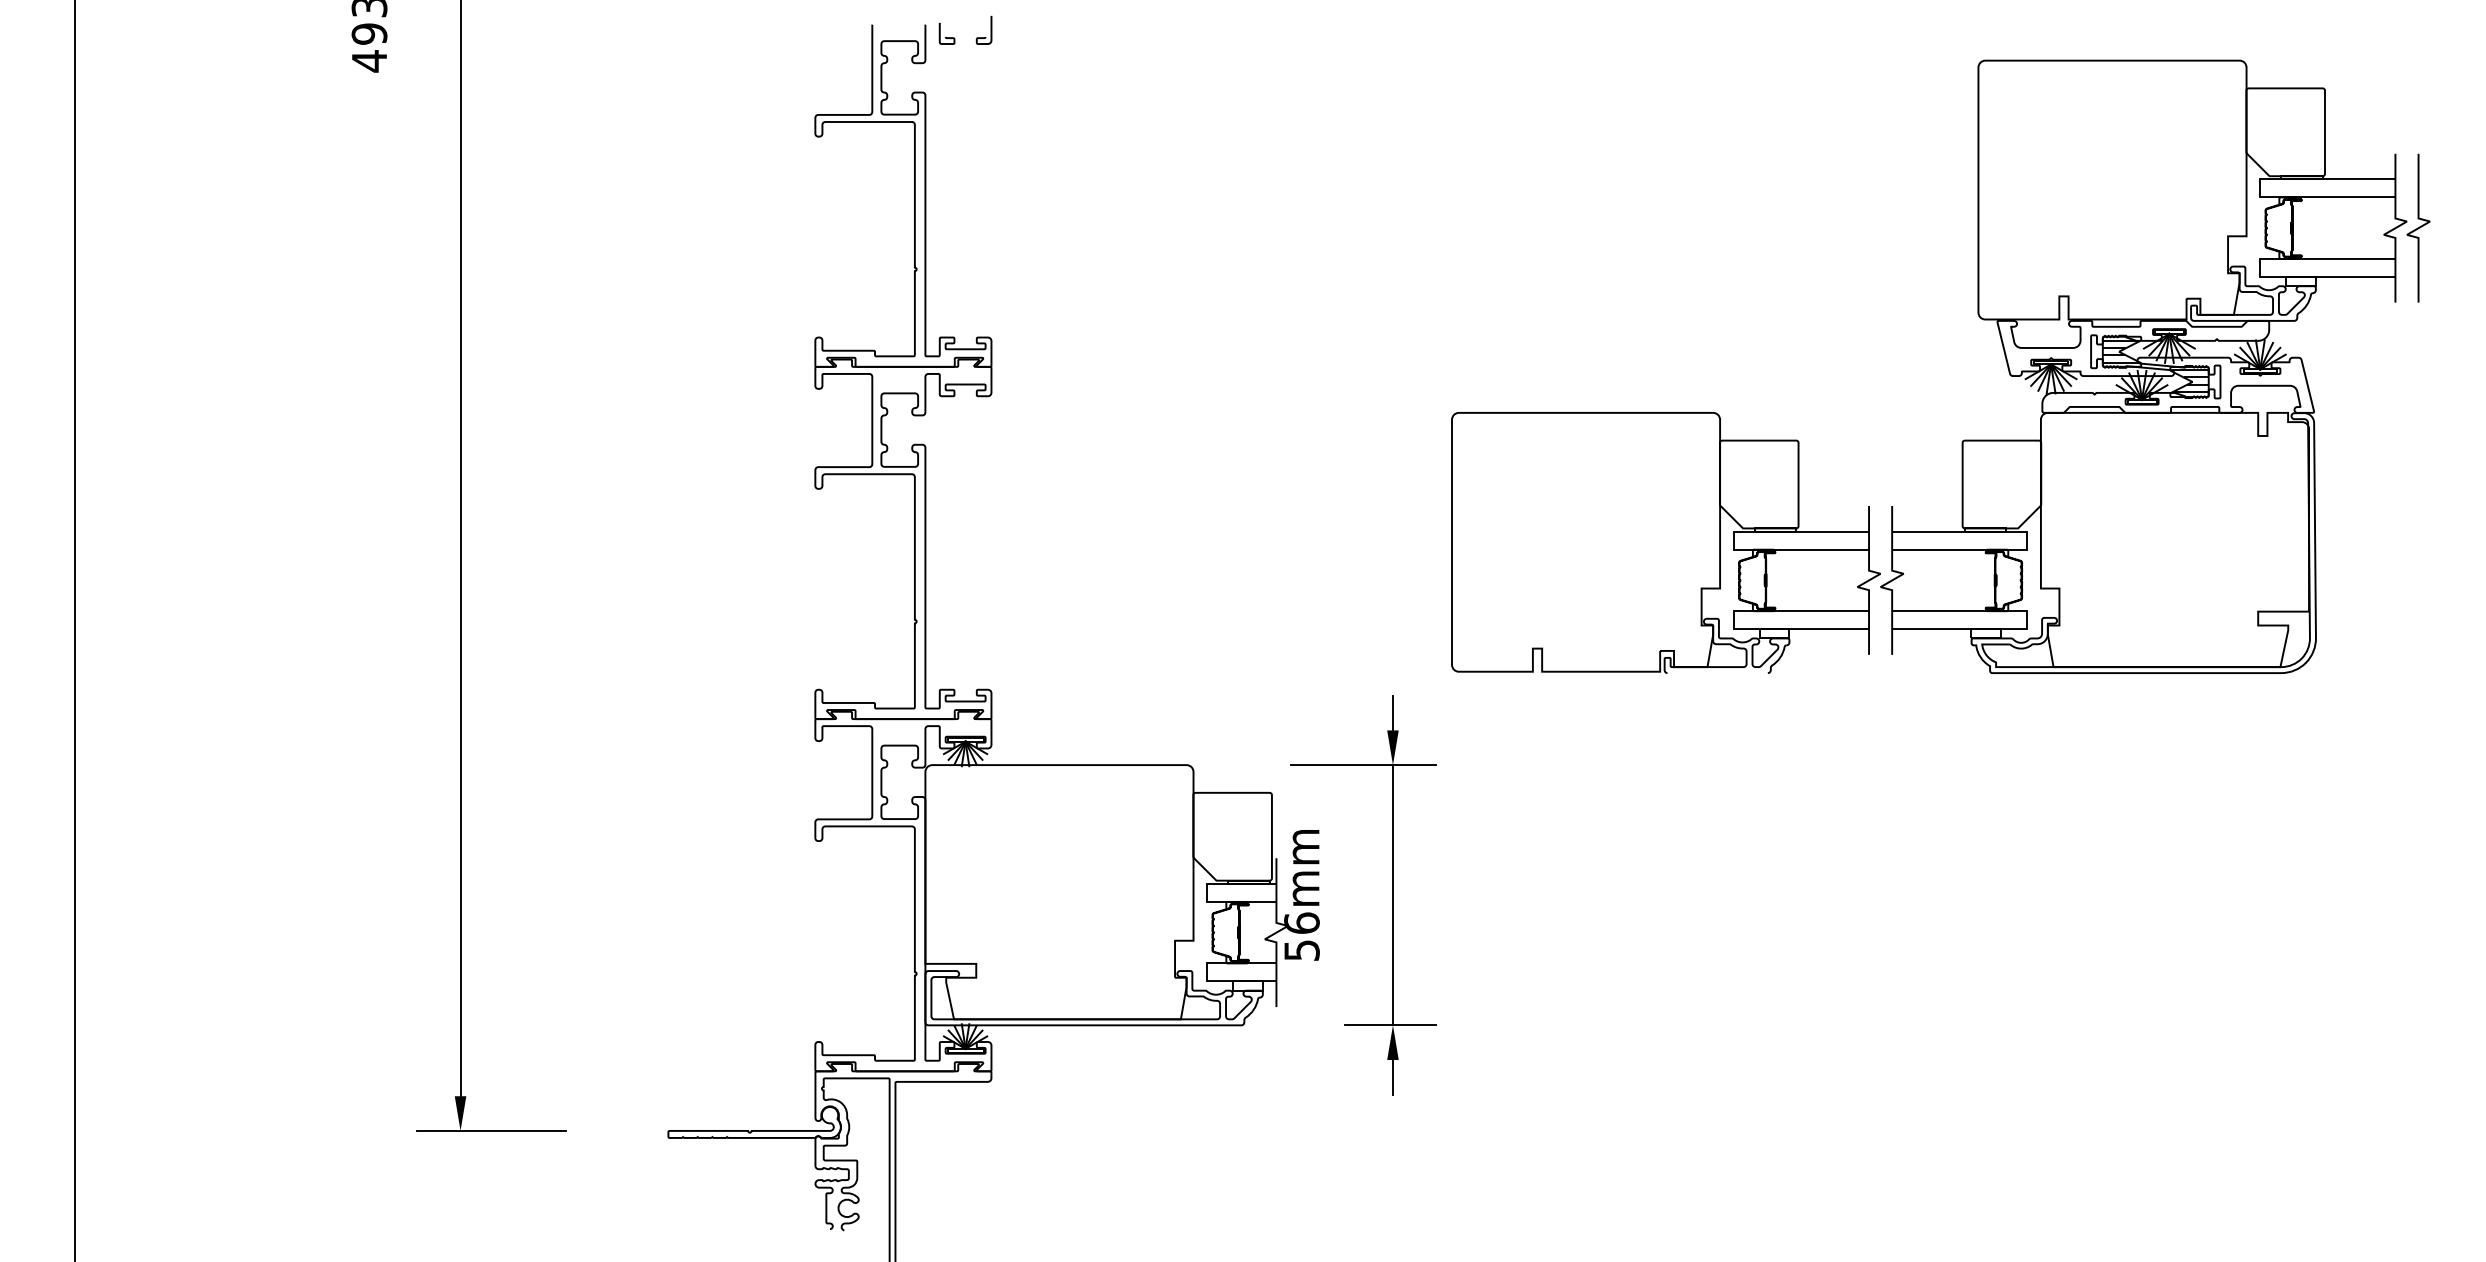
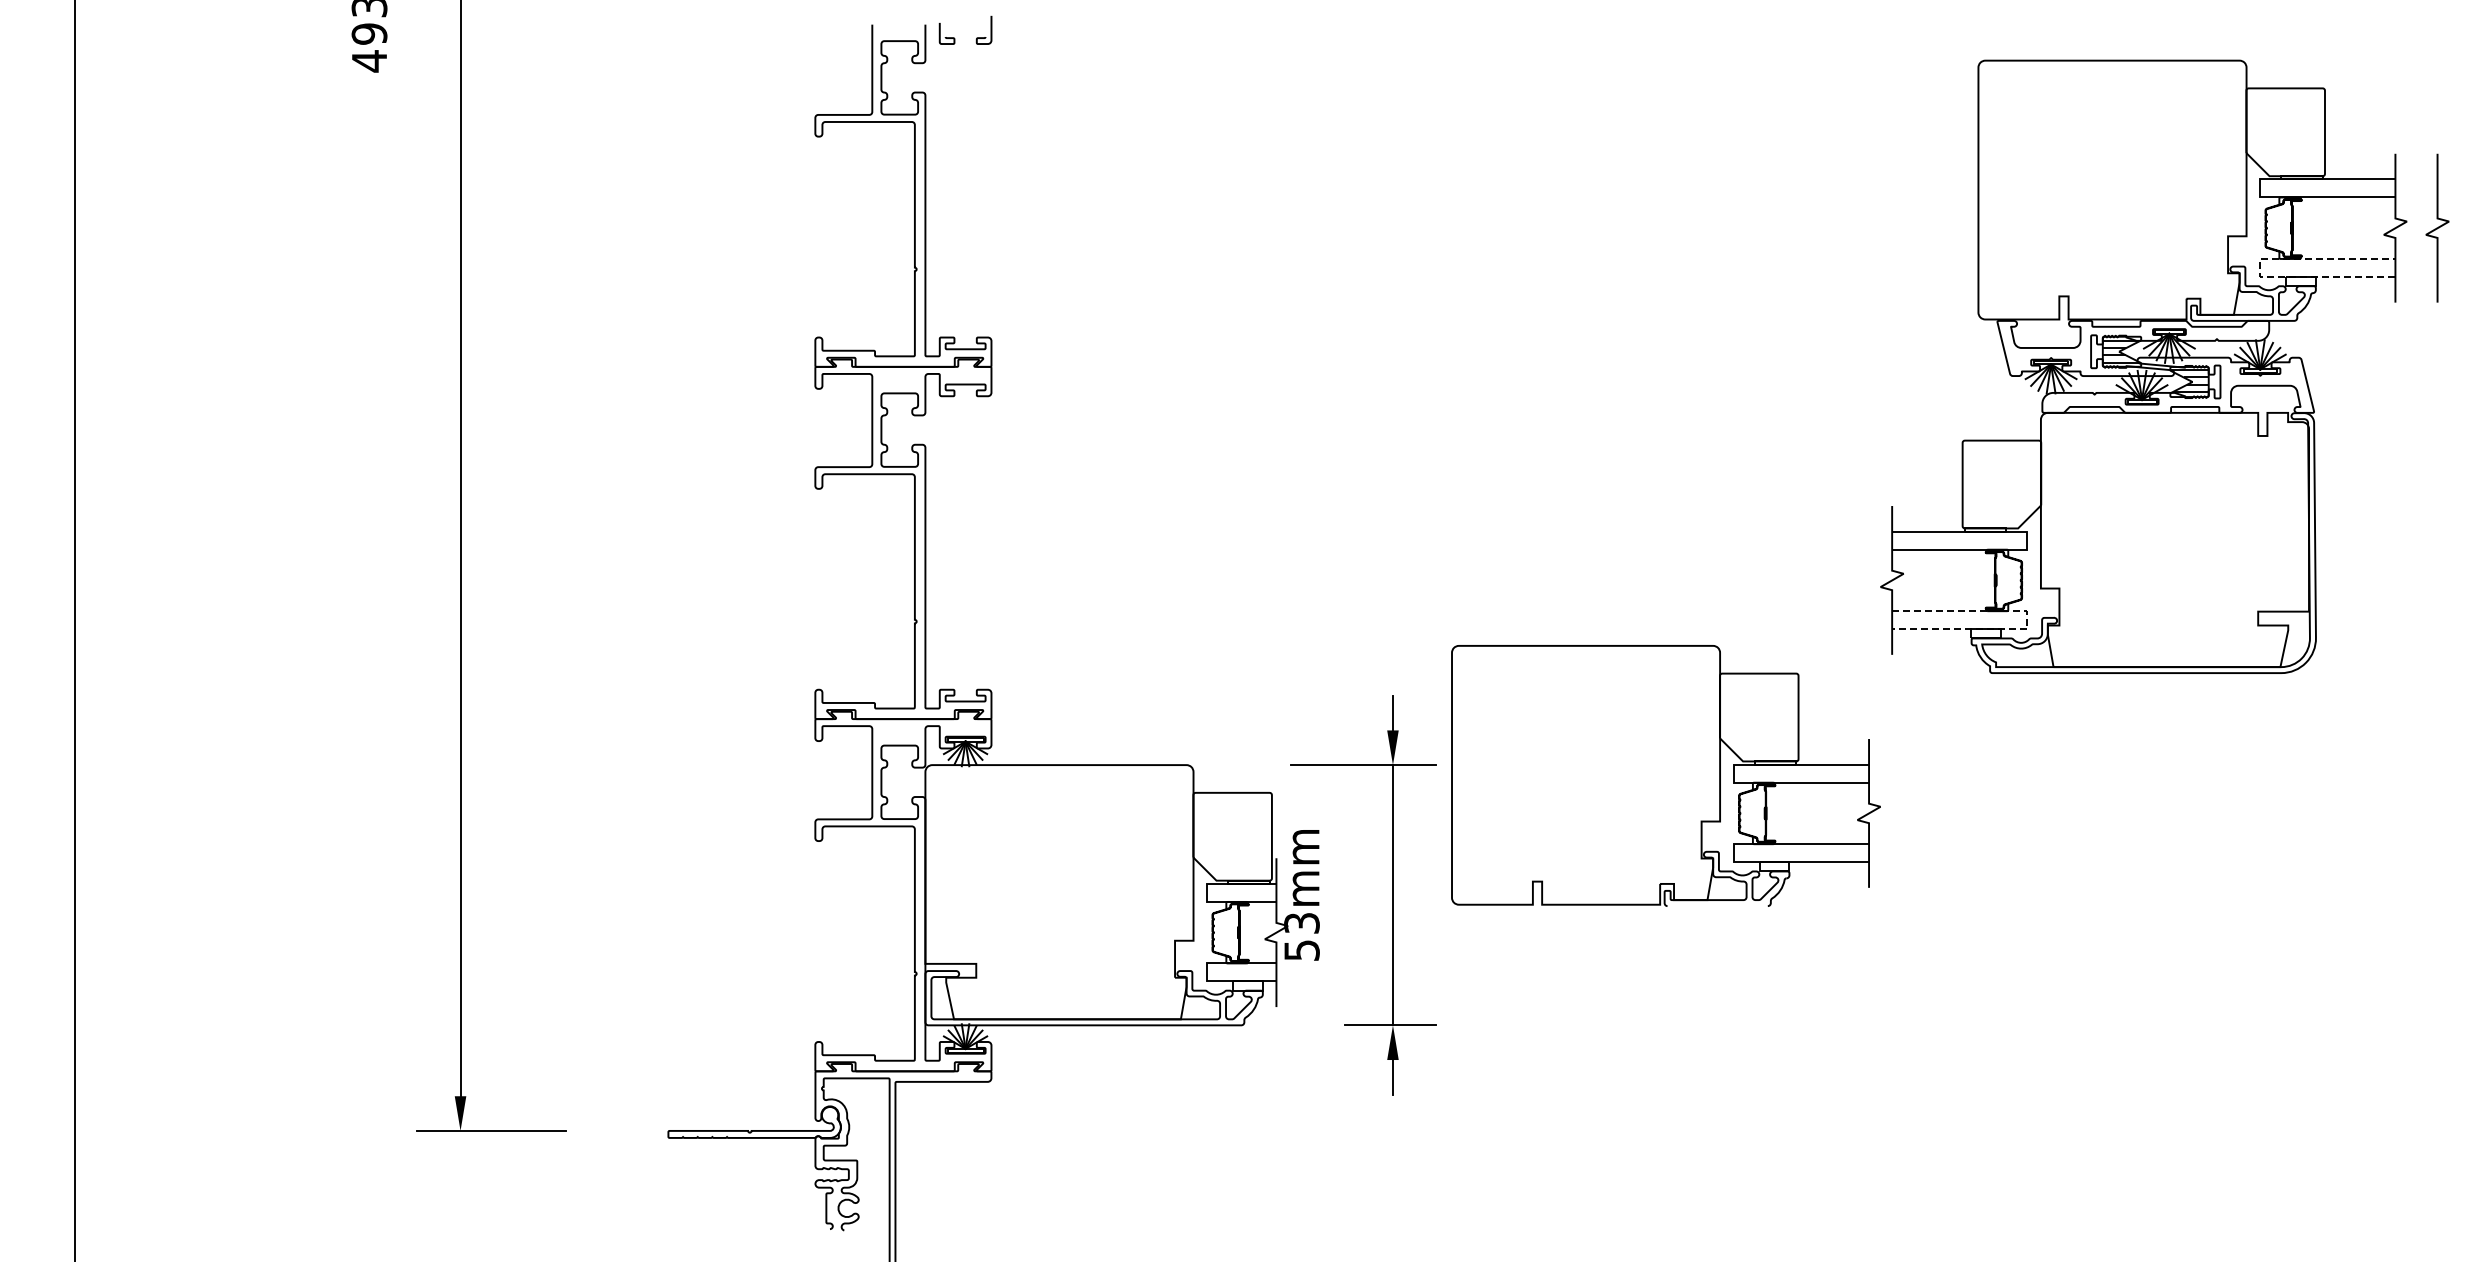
curve position: (2418, 227) -> (2437, 227) (2437, 227)
line: solid -> dashed (2260, 267)
part position: (1665, 542) -> (1665, 775) (1665, 775)
line: solid -> dashed (2027, 620)
text: 56mm -> 53mm (1301, 922)
